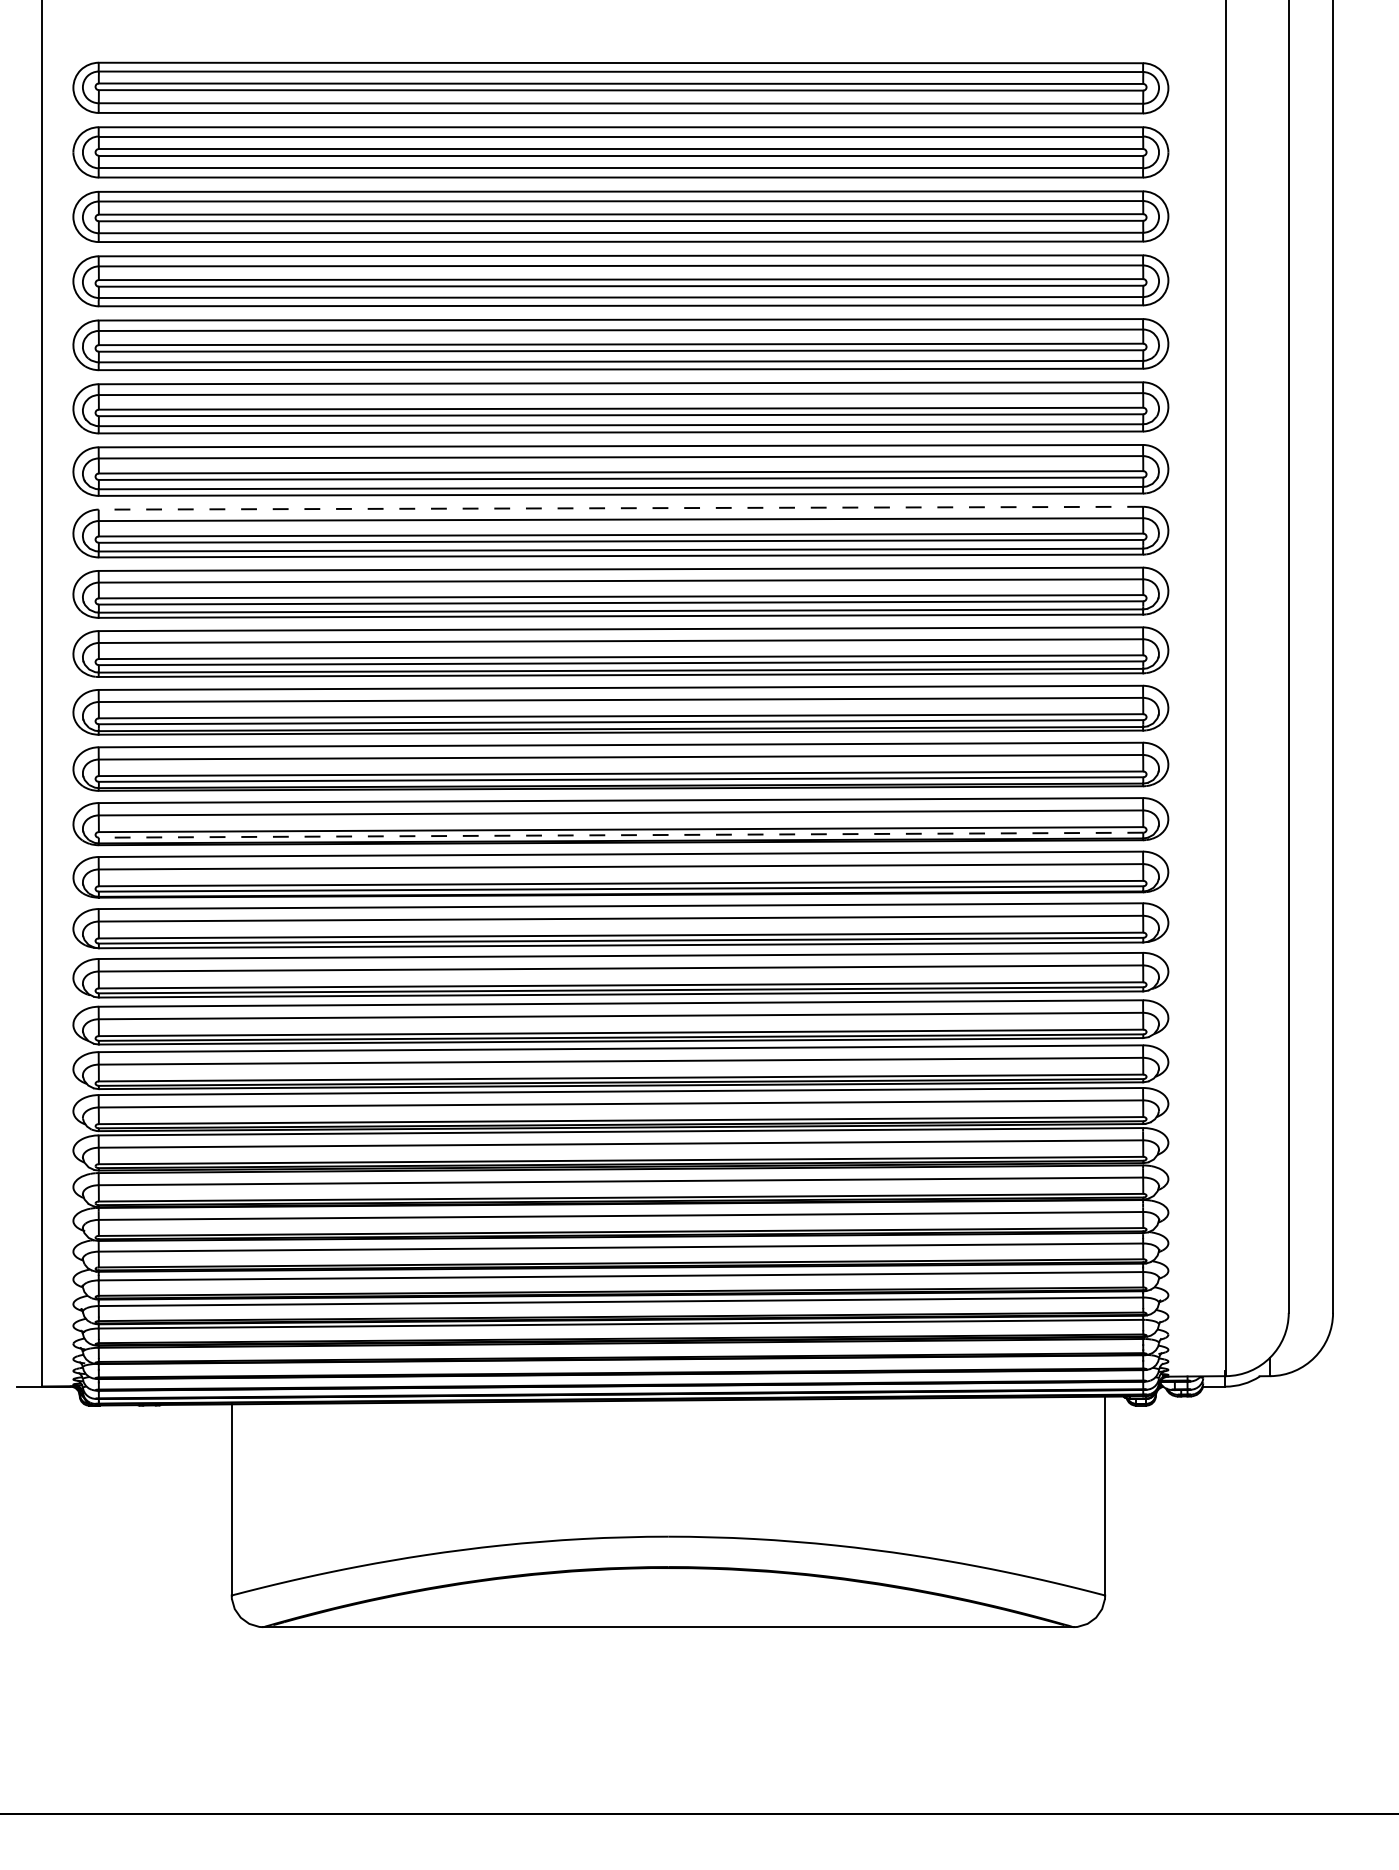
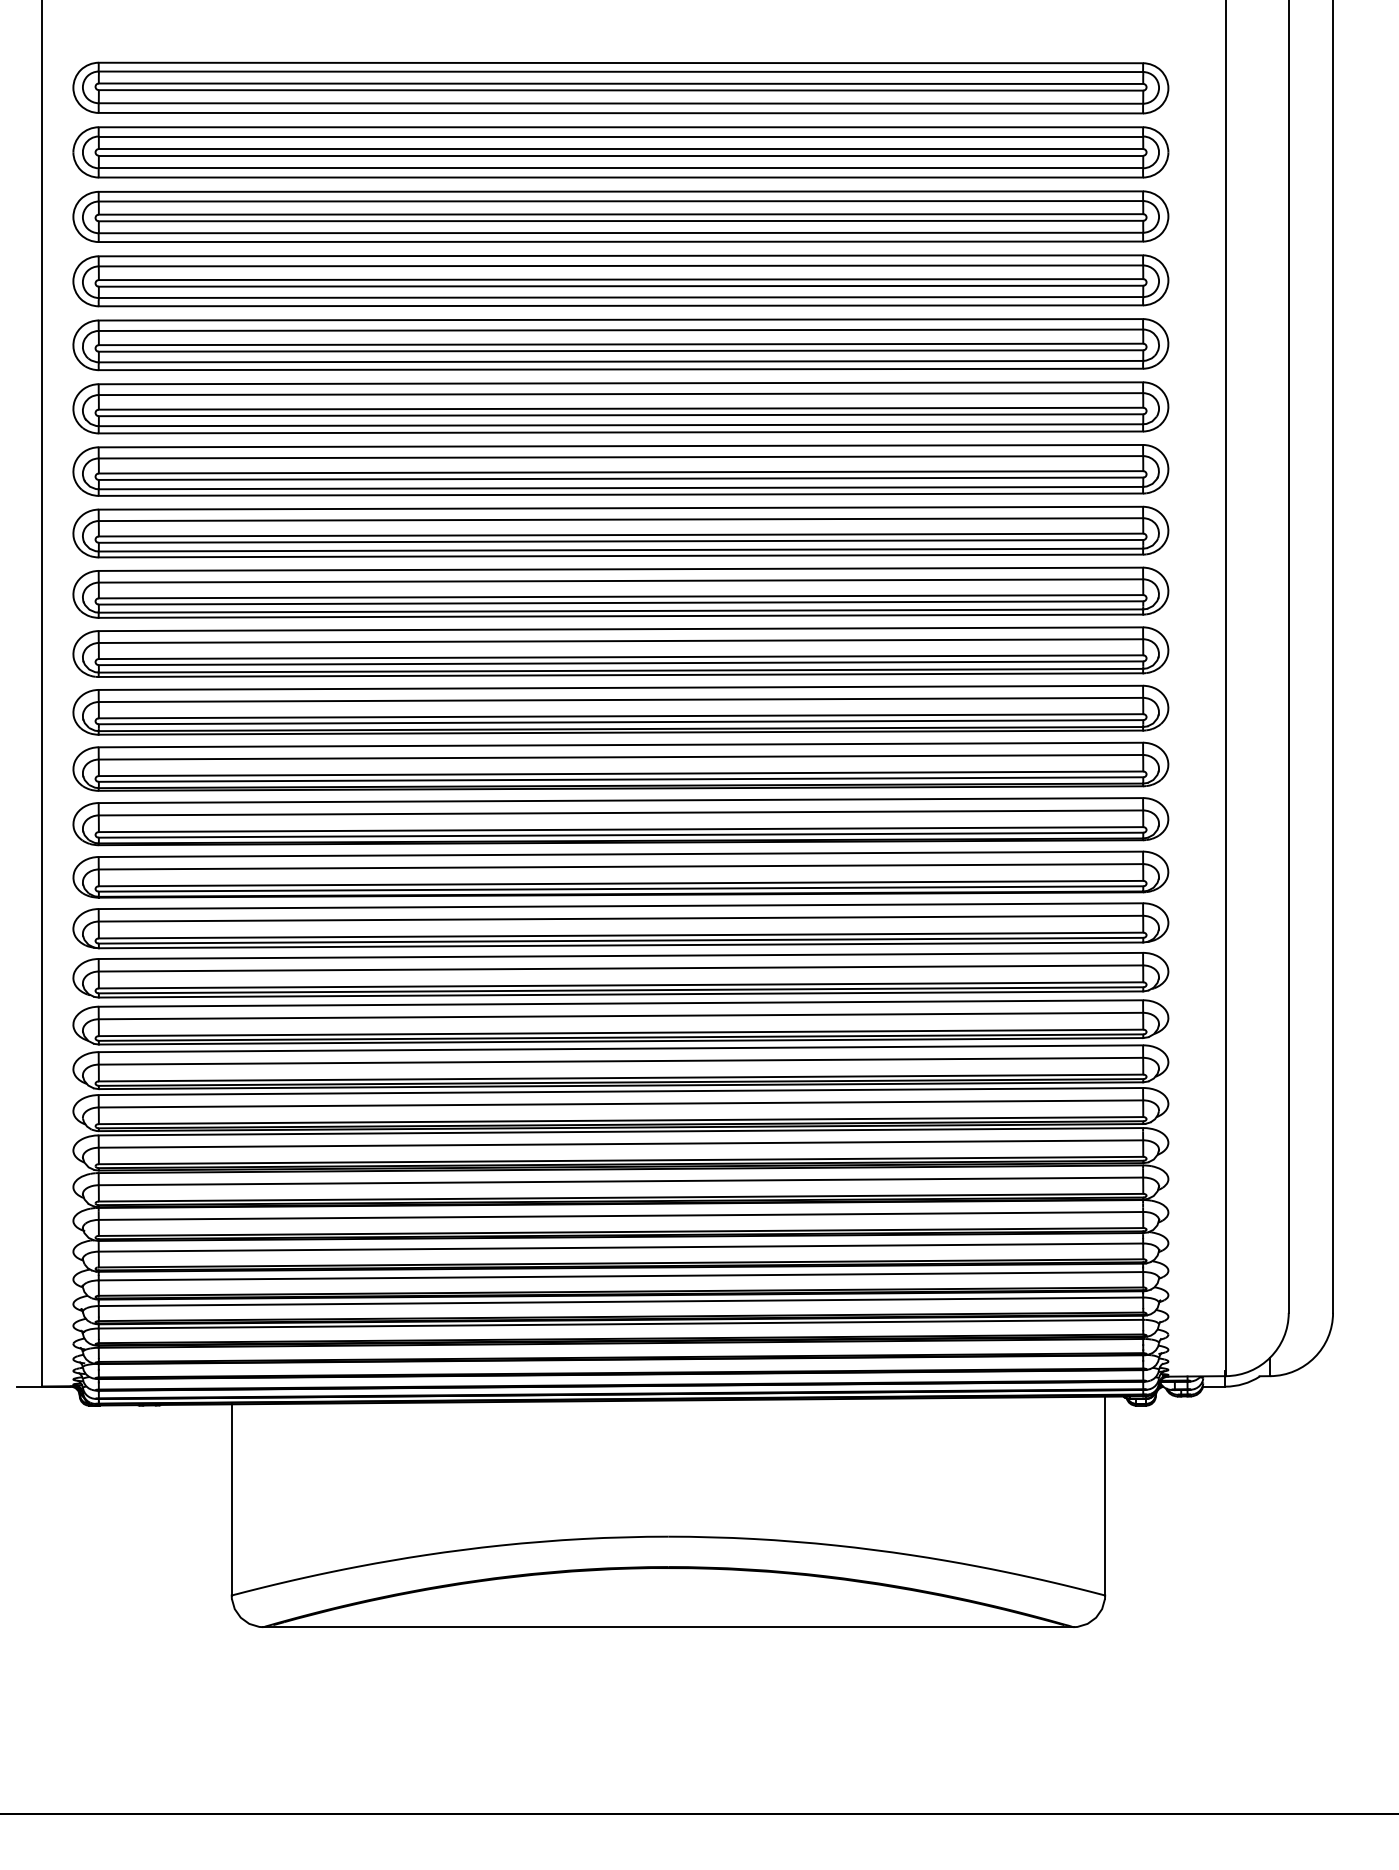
line: dashed -> solid (620, 508)
line: dashed -> solid (620, 835)
